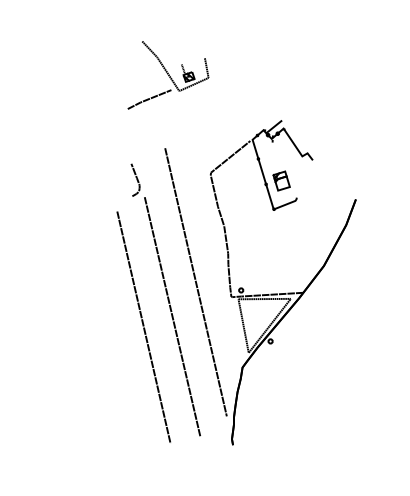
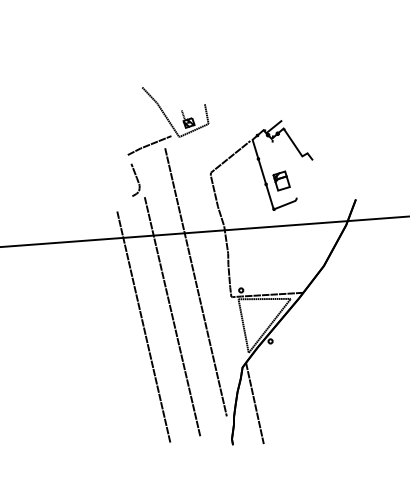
part position: (168, 75) -> (168, 121) (168, 121)
line: none -> present (204, 231)
line: none -> present (254, 403)
